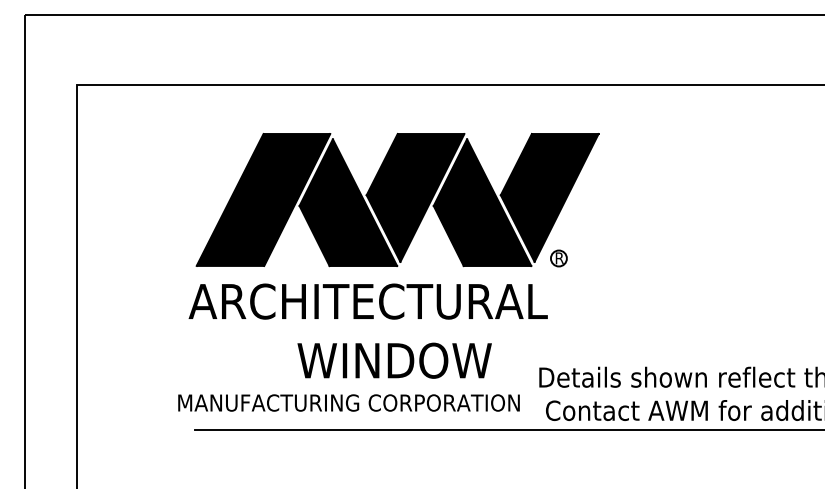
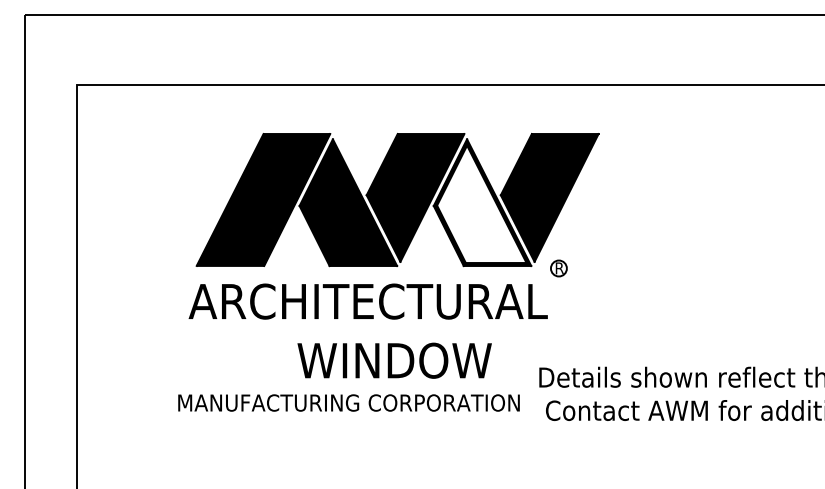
fill: present -> none (481, 203)
part position: (558, 258) -> (558, 268) (558, 268)
line: present -> none (507, 429)
